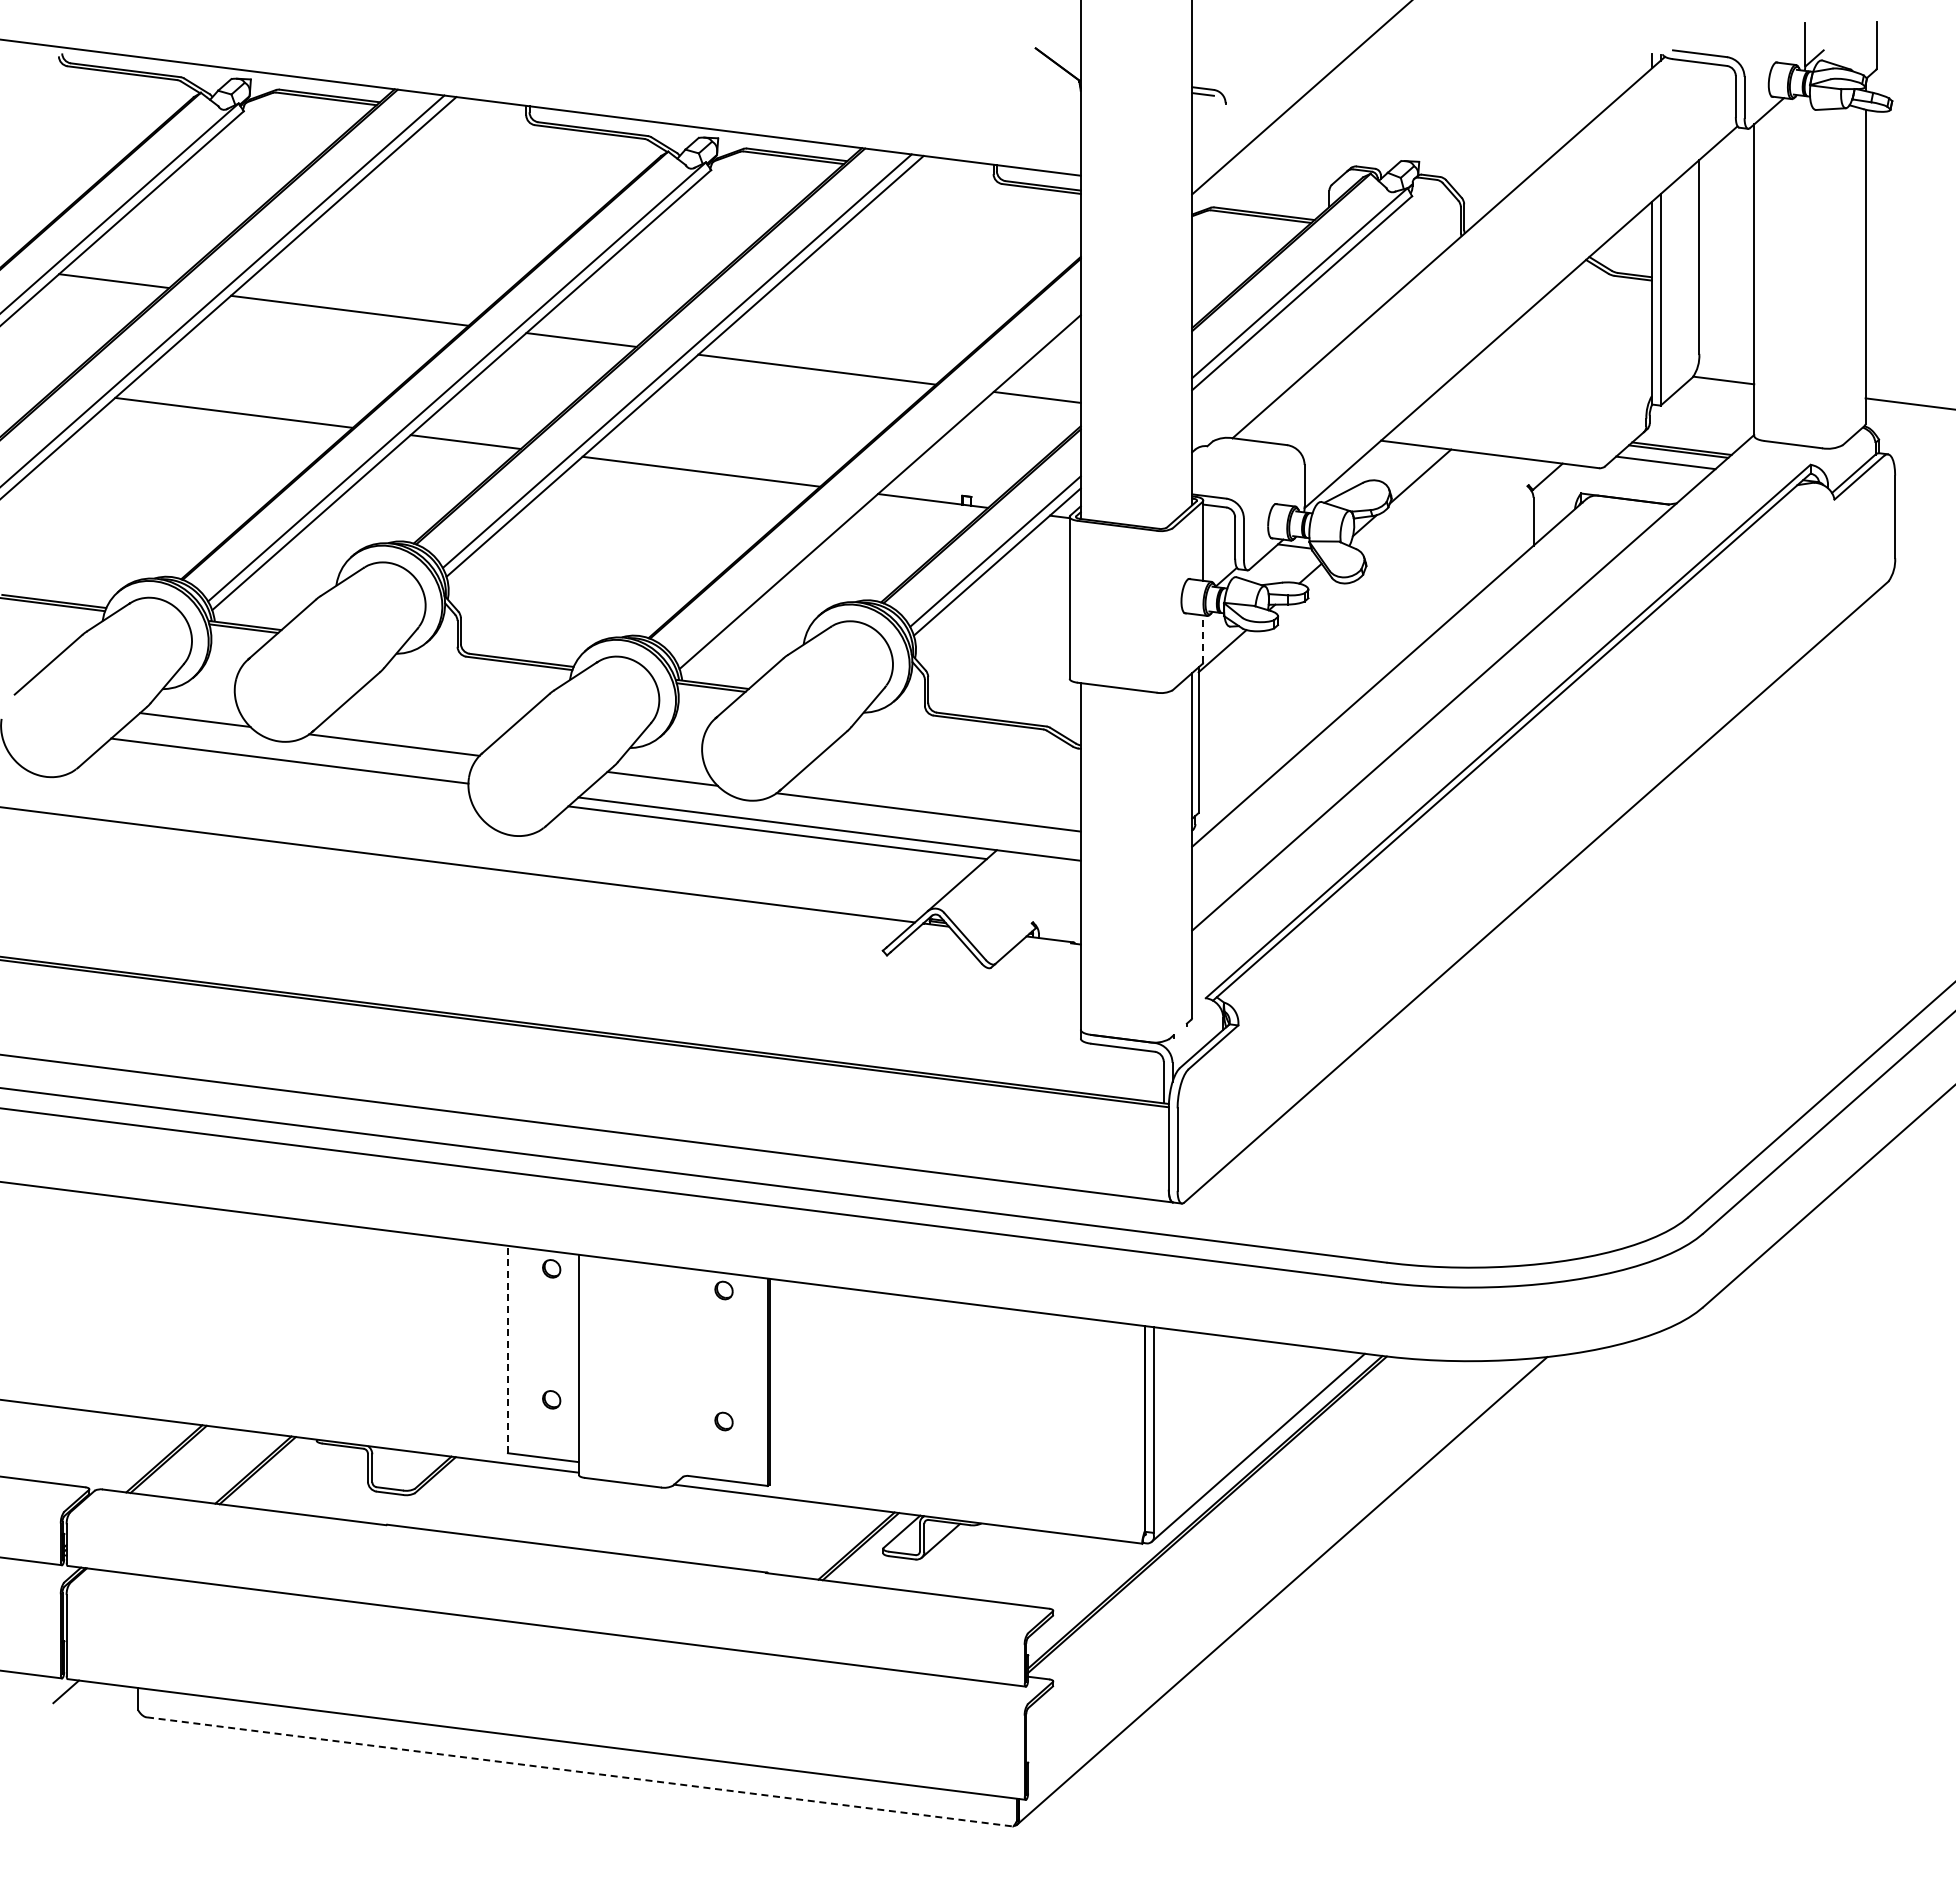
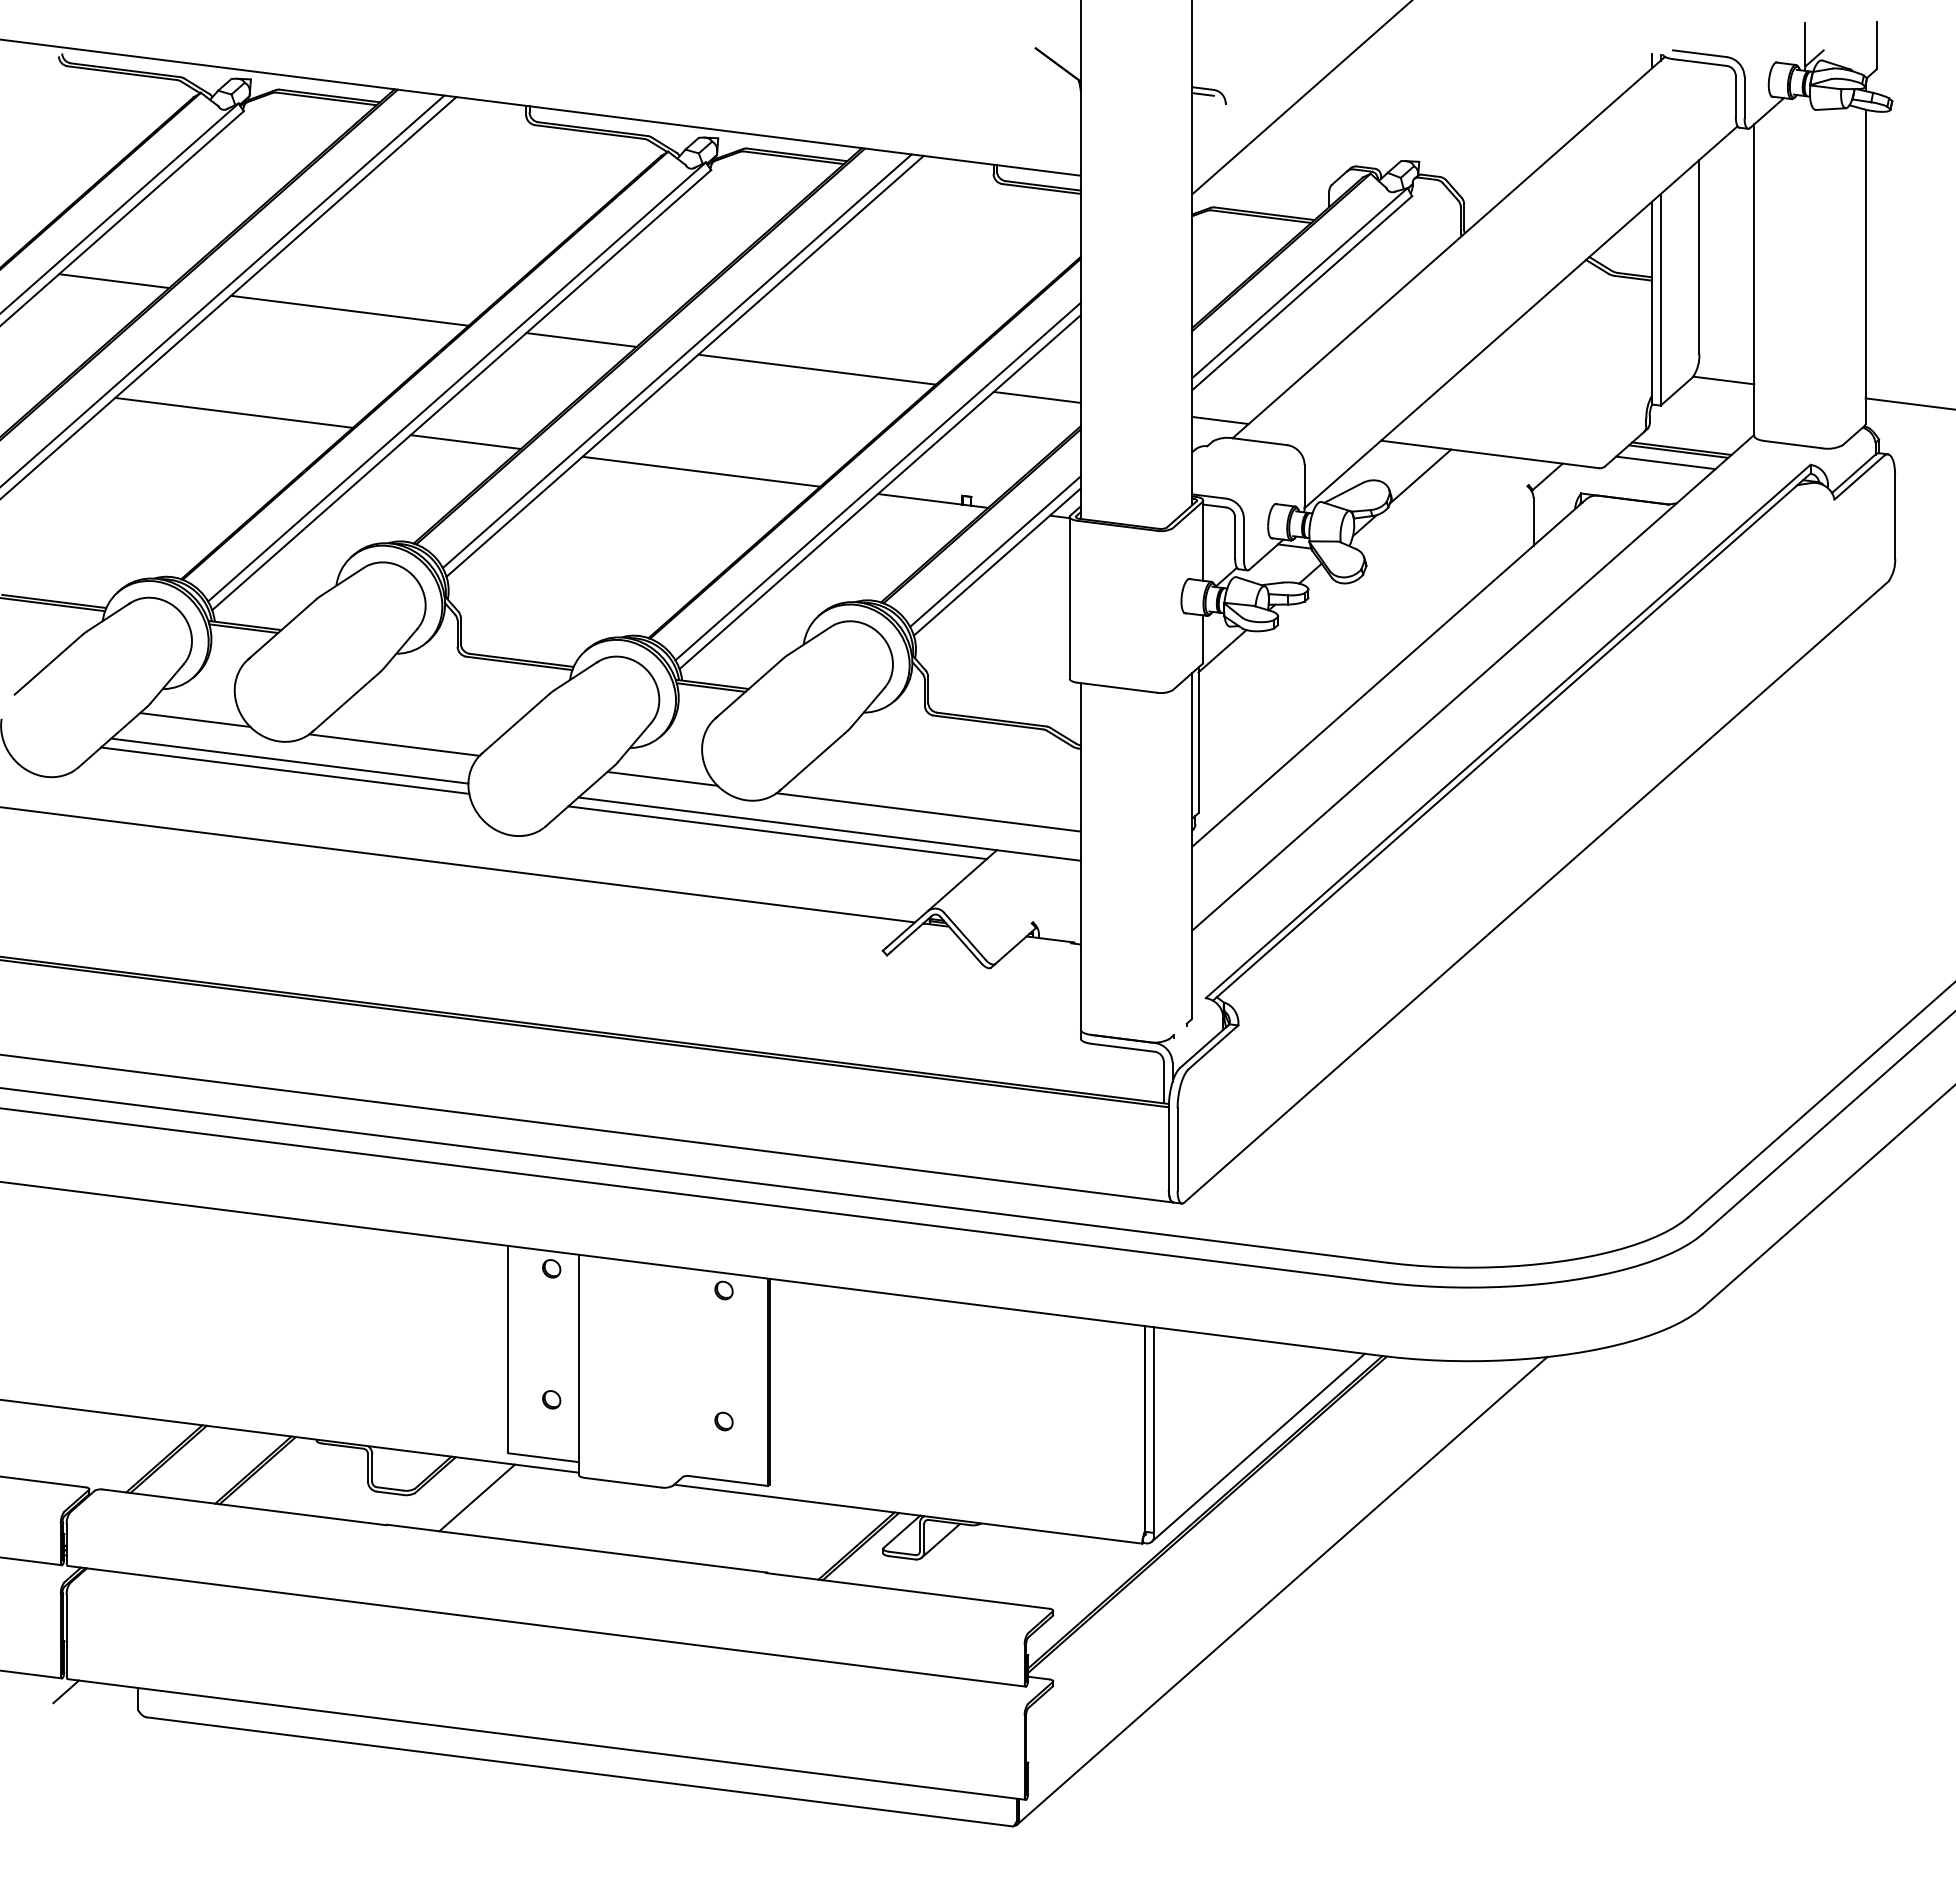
line: none -> present (1220, 420)
line: none -> present (877, 481)
line: dashed -> solid (1203, 638)
line: none -> present (285, 770)
line: dashed -> solid (507, 1349)
line: none -> present (476, 1497)
line: dashed -> solid (580, 1771)
